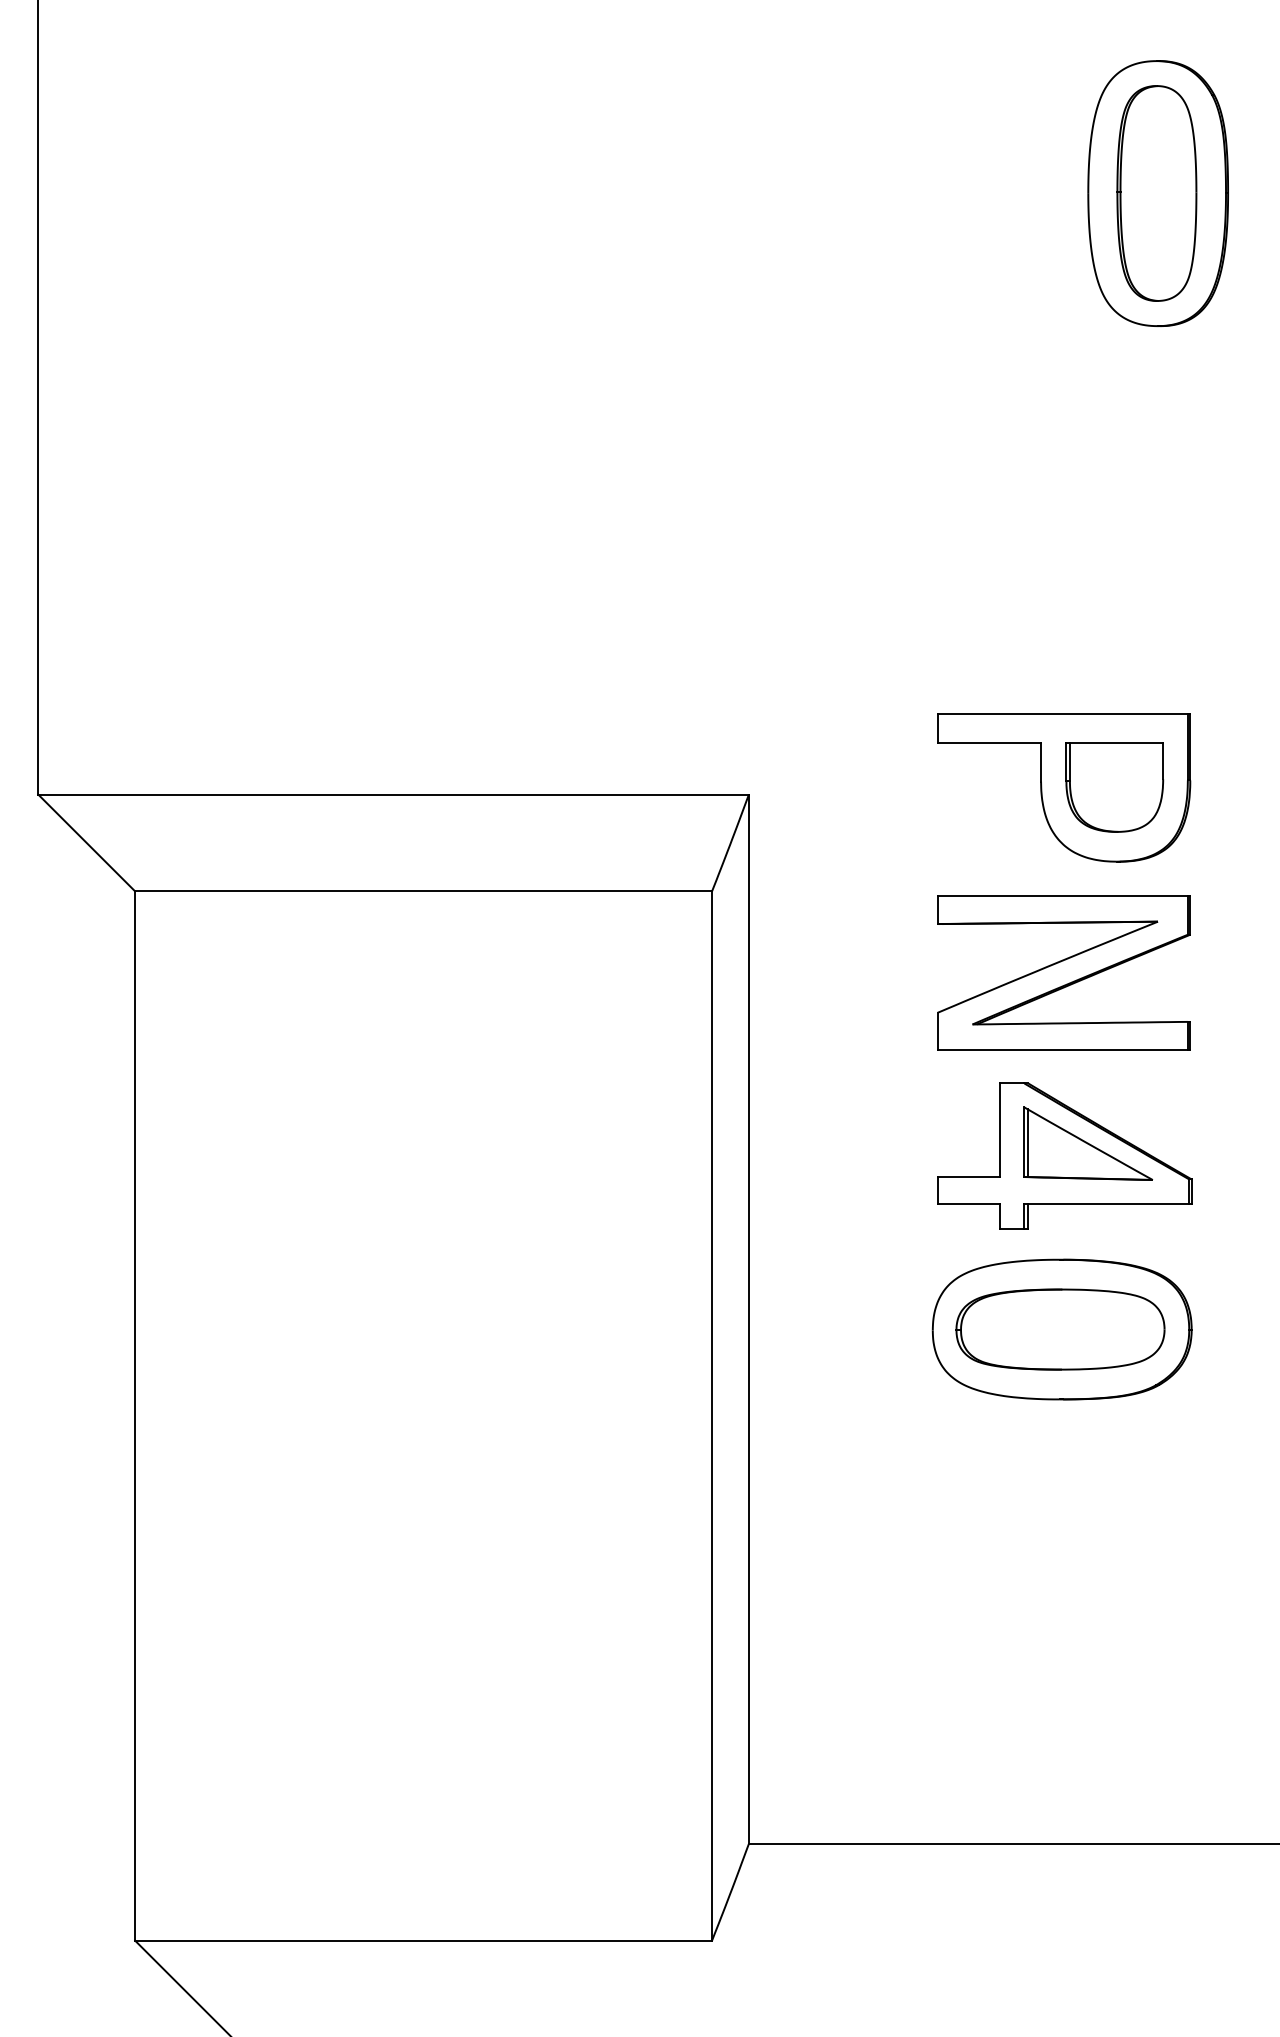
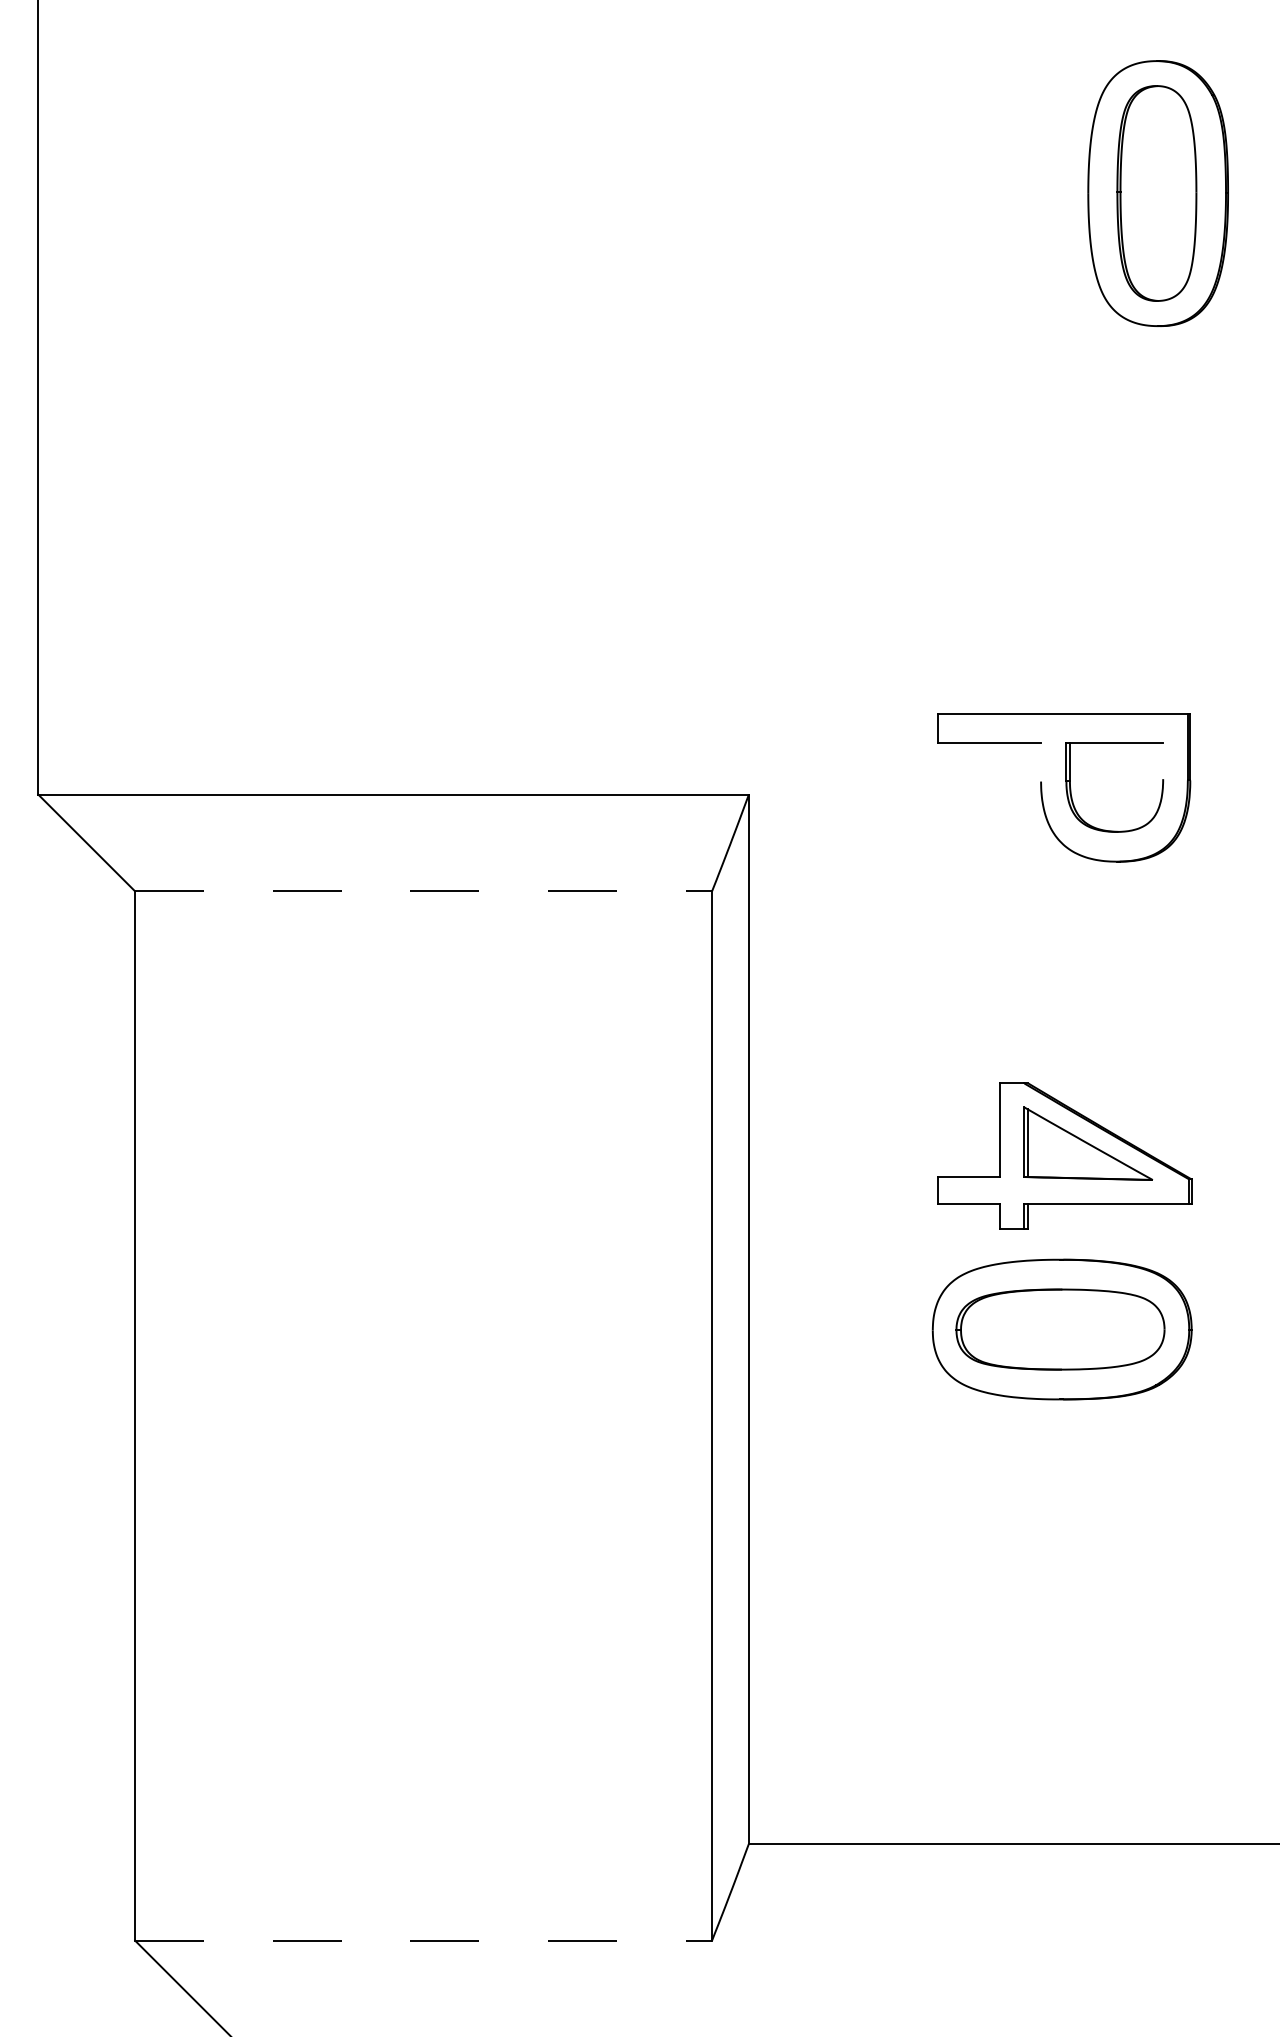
line: present -> none (1163, 760)
line: present -> none (1041, 761)
line: solid -> dashed (424, 891)
part: present -> none (1063, 972)
line: solid -> dashed (424, 1940)
